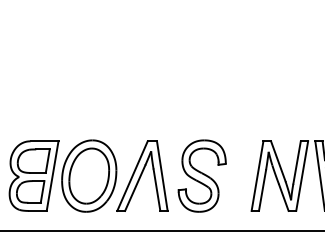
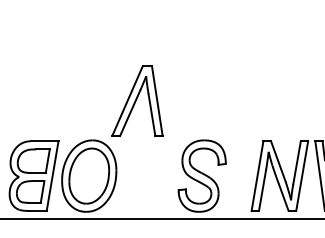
part position: (142, 175) -> (137, 100) (137, 100)
line position: (161, 230) -> (161, 218) (161, 218)
